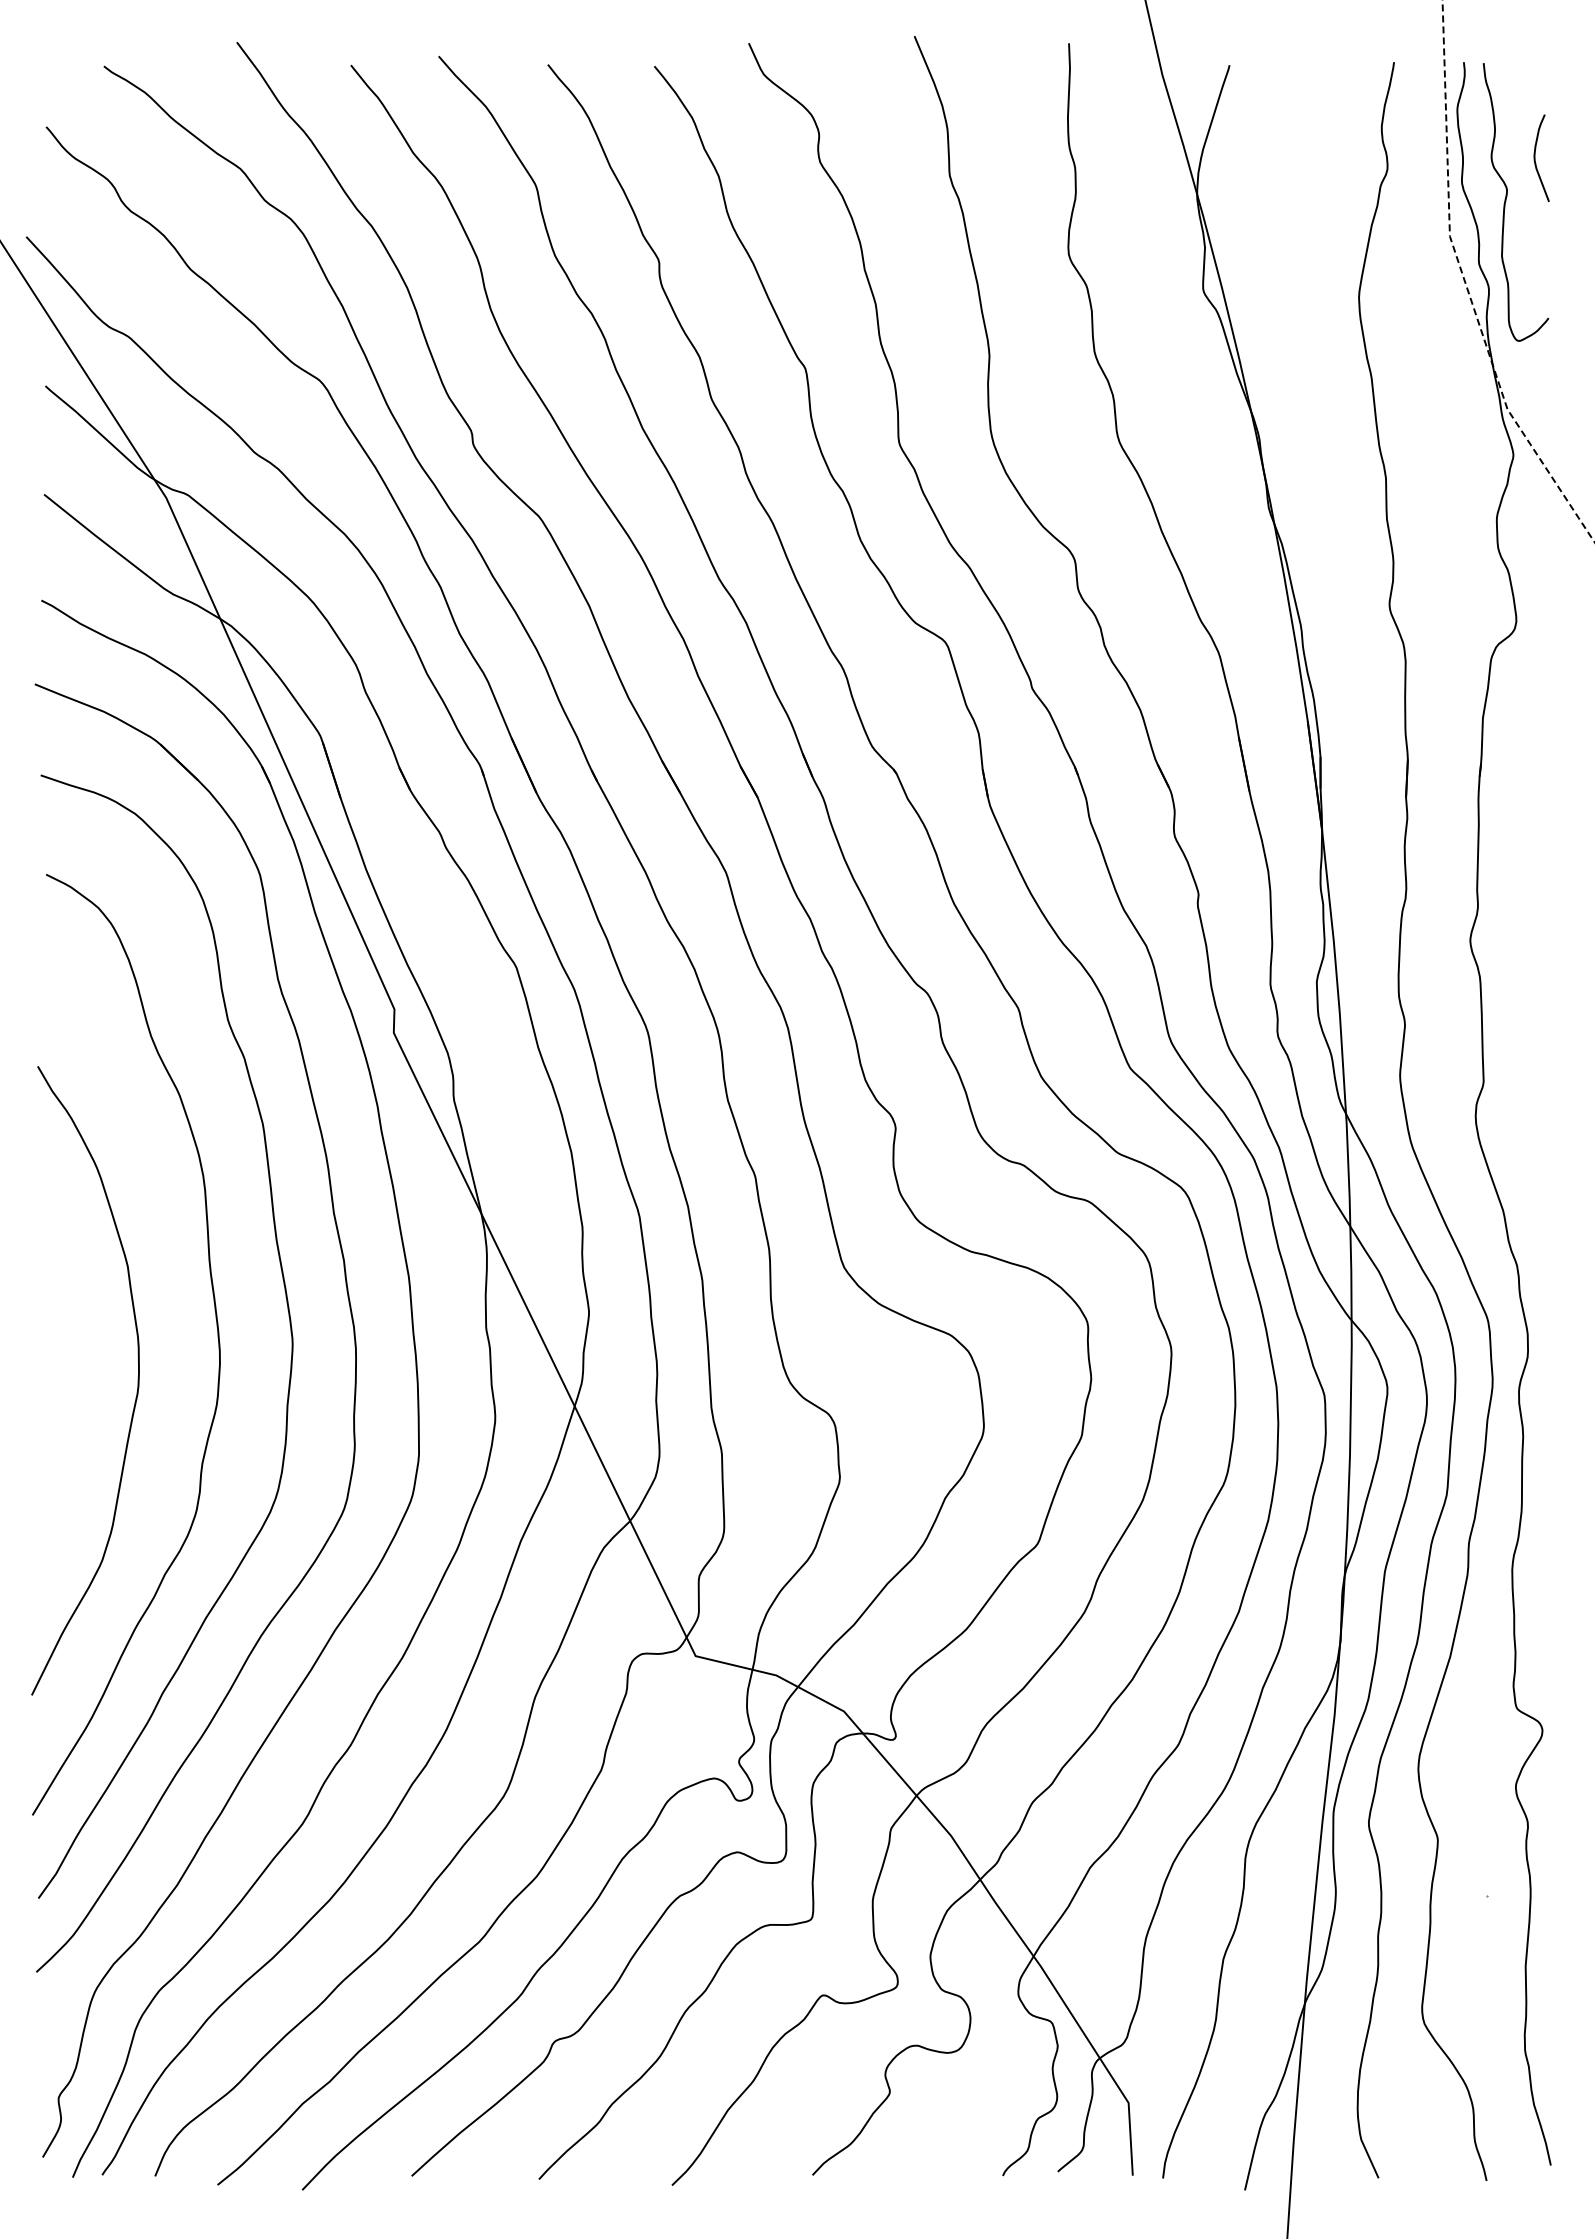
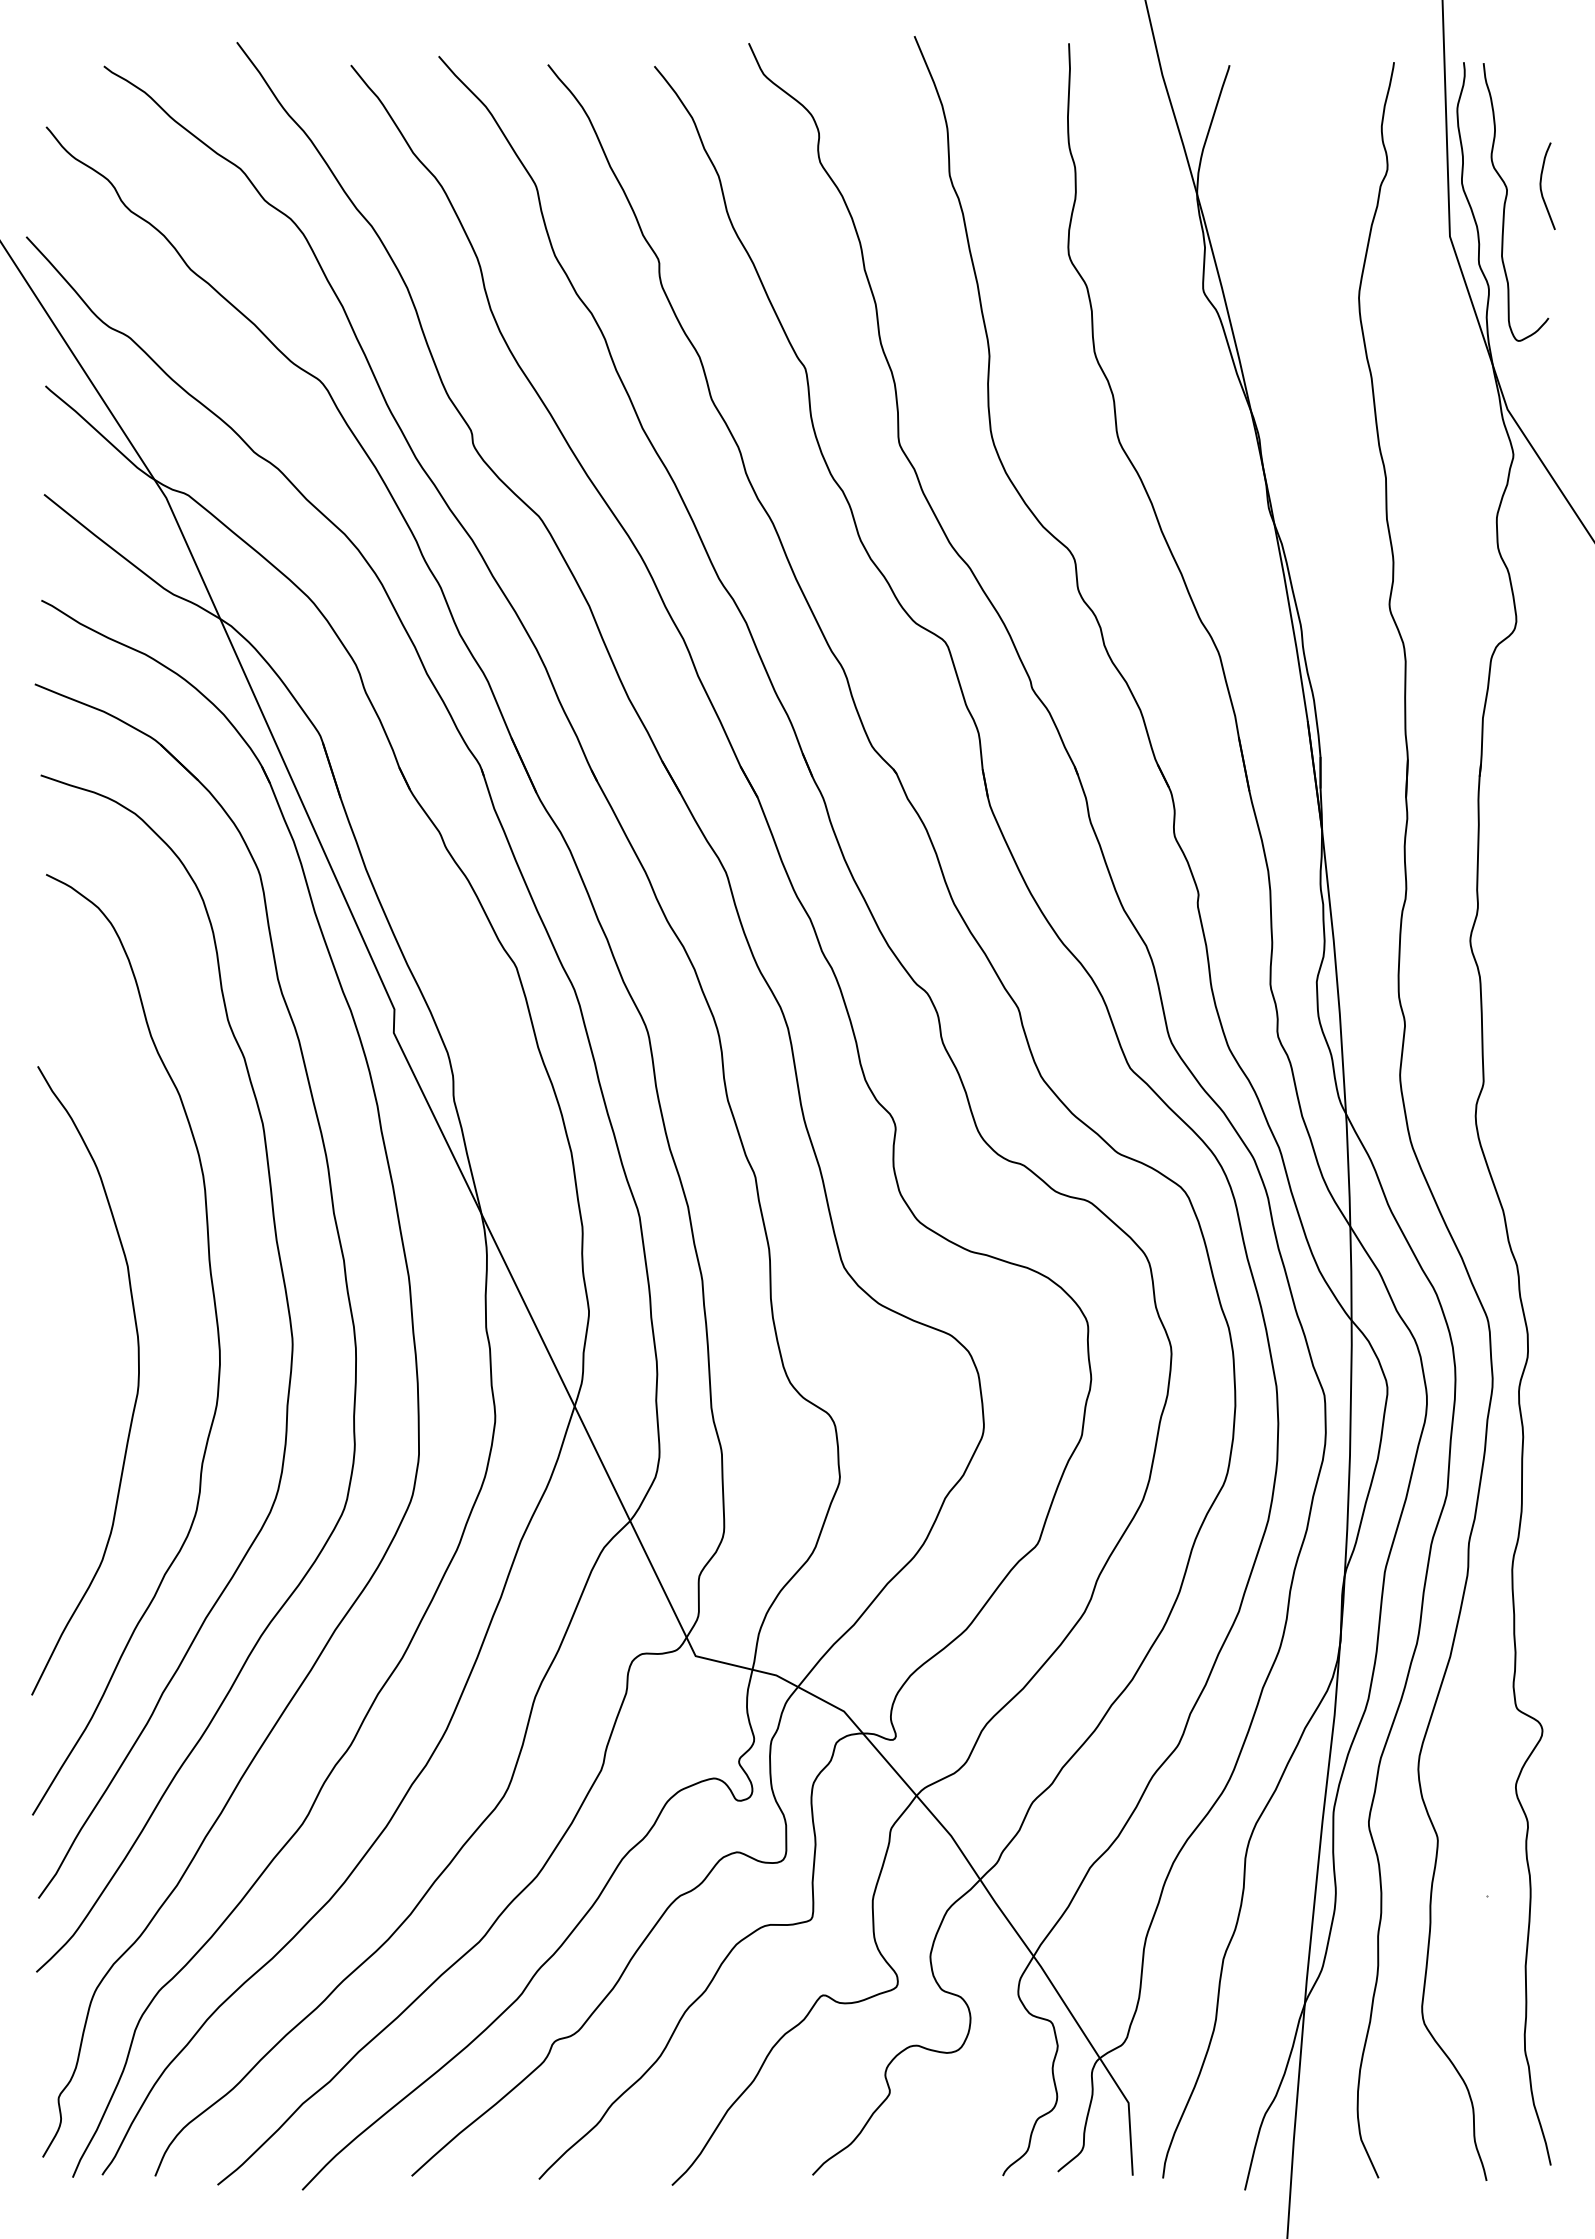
curve position: (1535, 157) -> (1541, 185) (1541, 185)
line: dashed -> solid (1466, 286)
